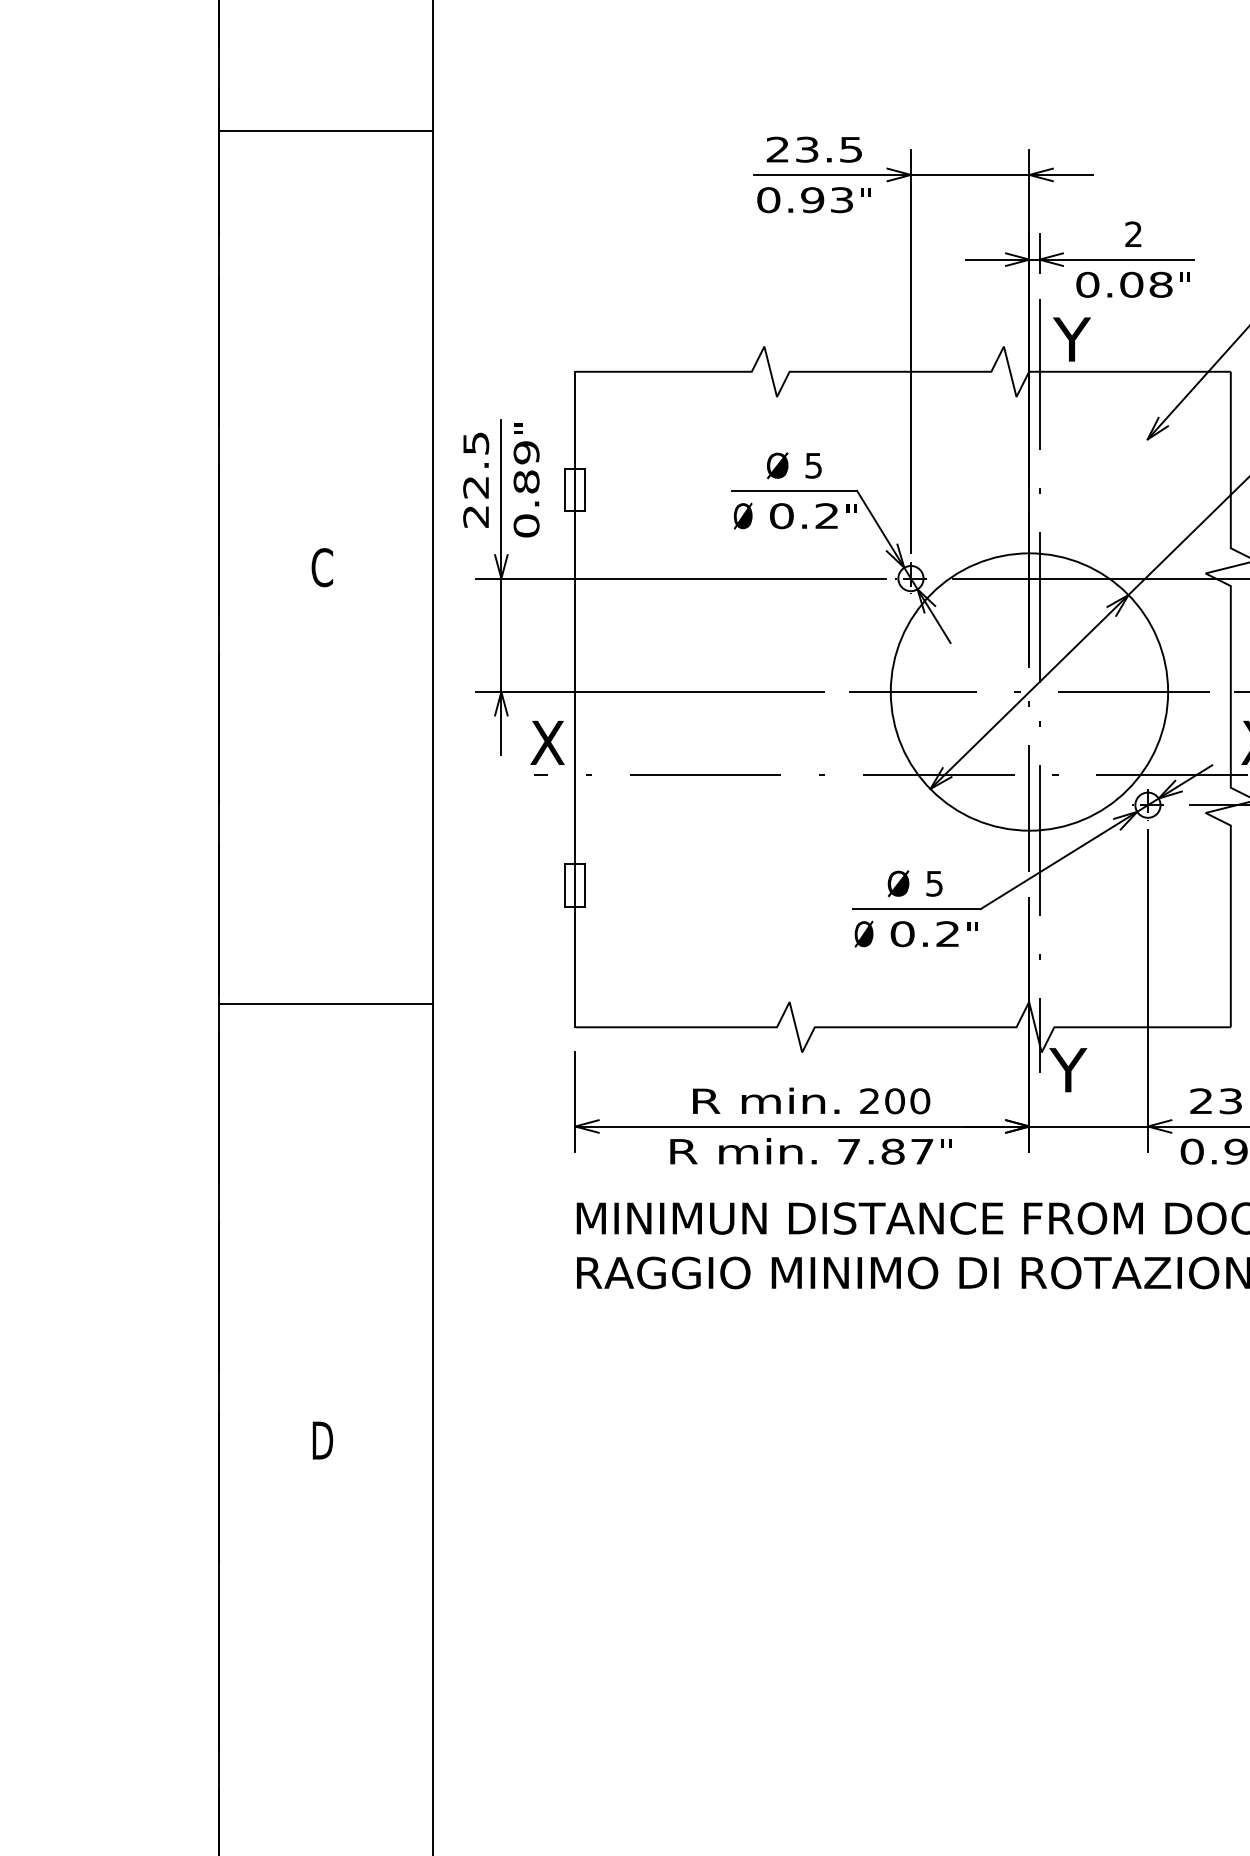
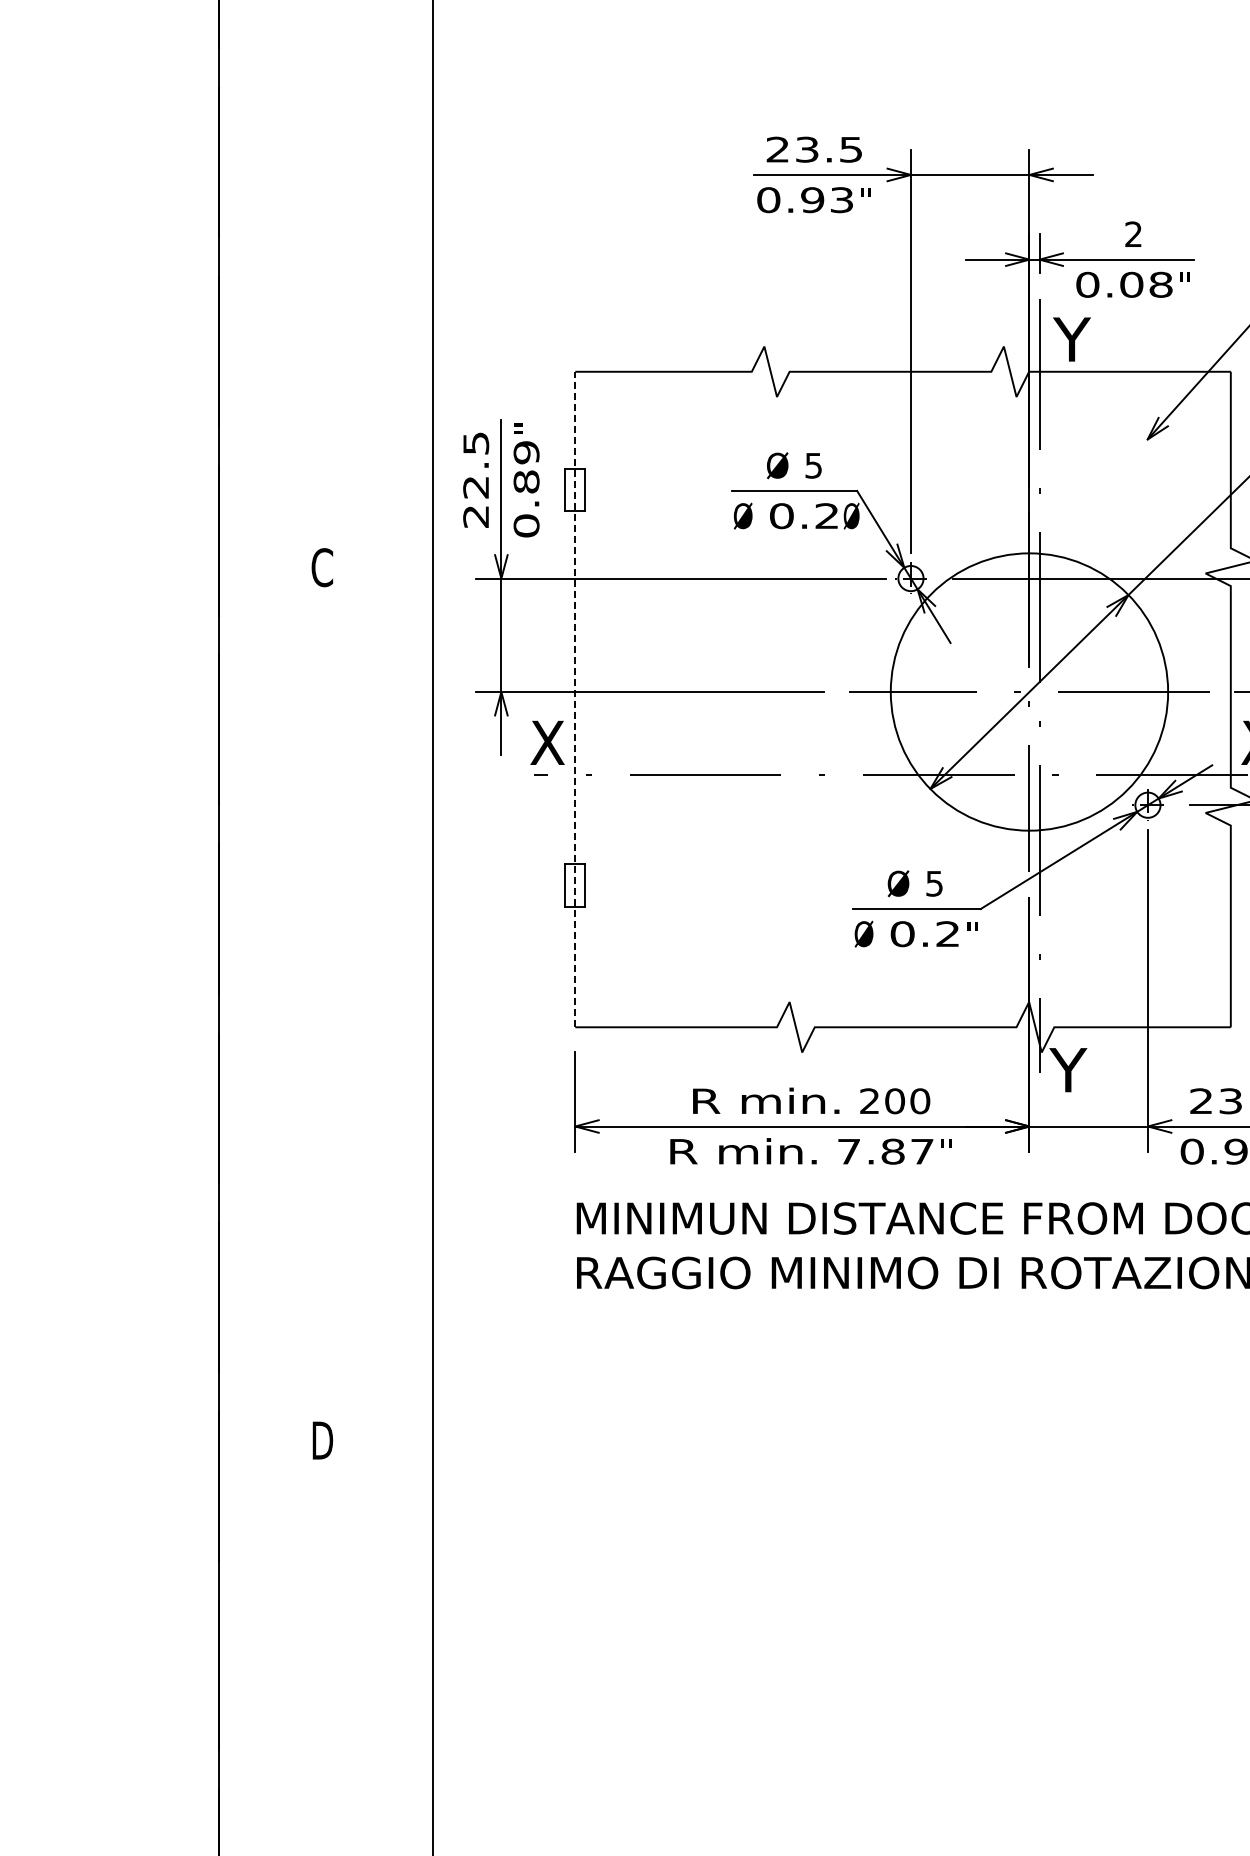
line: present -> none (325, 131)
text: " -> Ø (851, 515)
line: solid -> dashed (575, 699)
line: present -> none (325, 1004)
